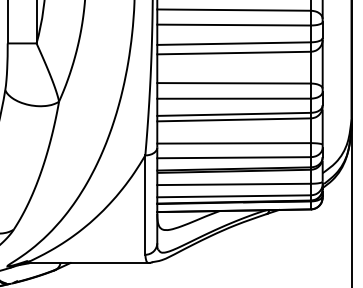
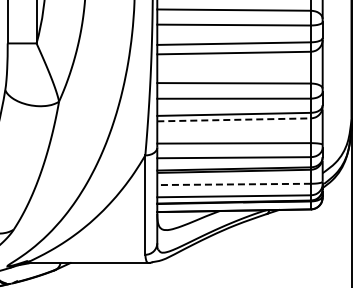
line: solid -> dashed (234, 119)
line: solid -> dashed (234, 184)
